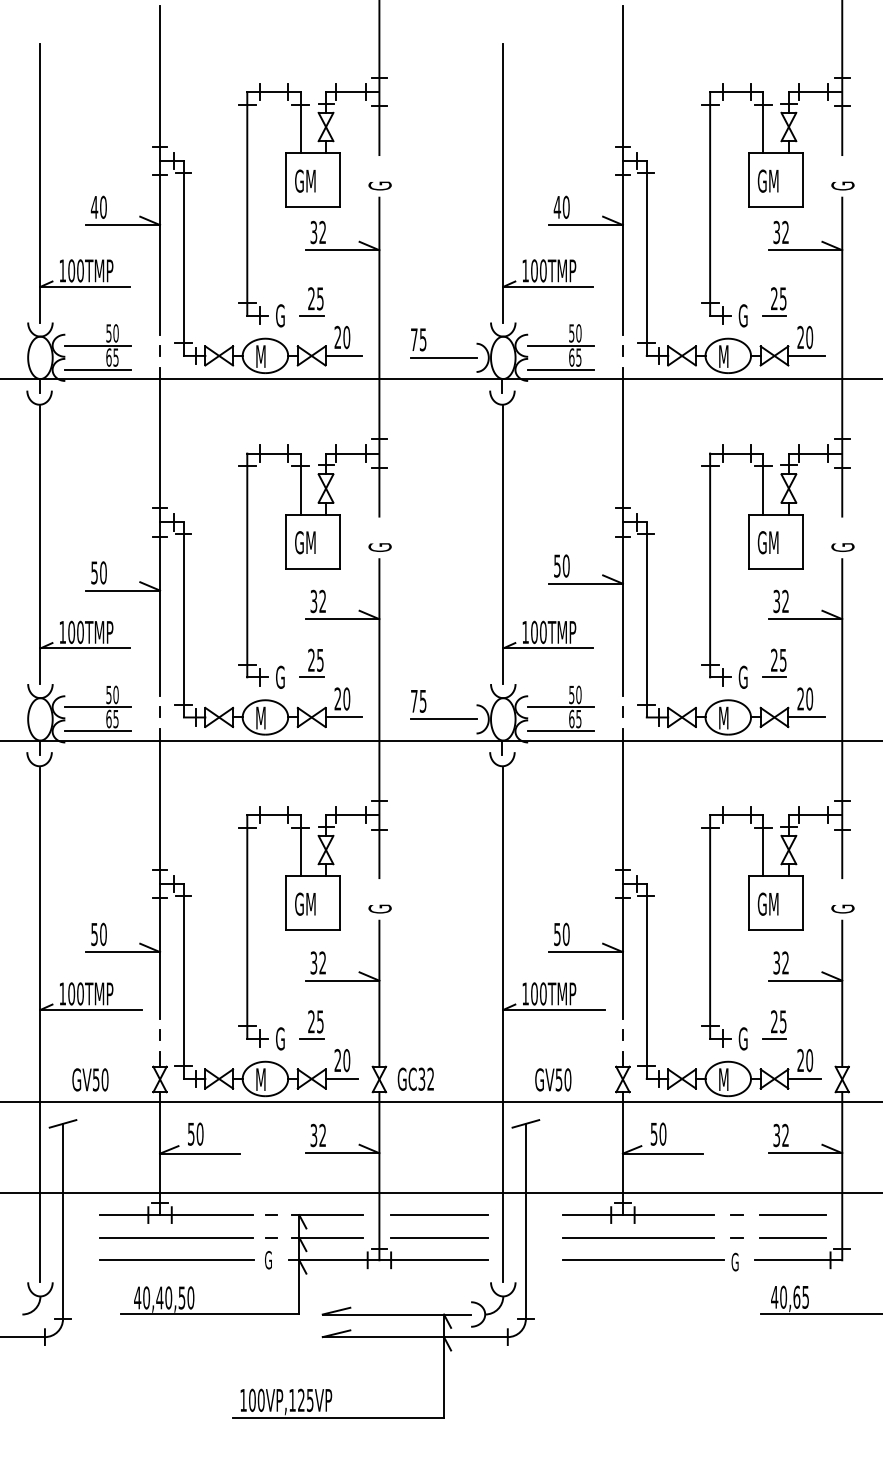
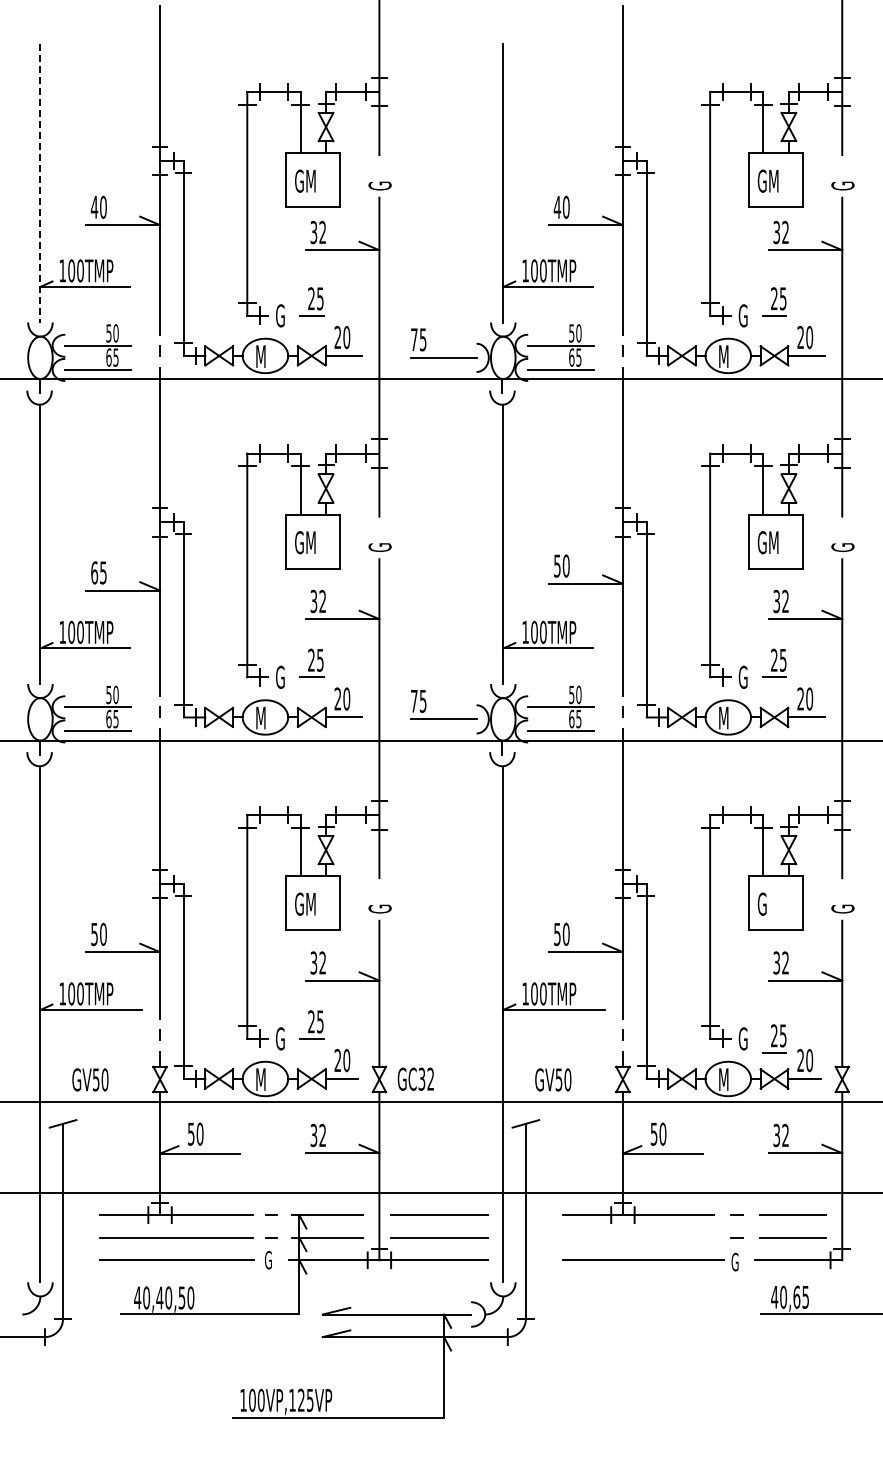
line: solid -> dashed (40, 184)
text: 50 -> 65 (98, 572)
text: GM -> G (773, 904)
part position: (774, 1024) -> (774, 1038) (774, 1038)
line: present -> none (638, 1237)
